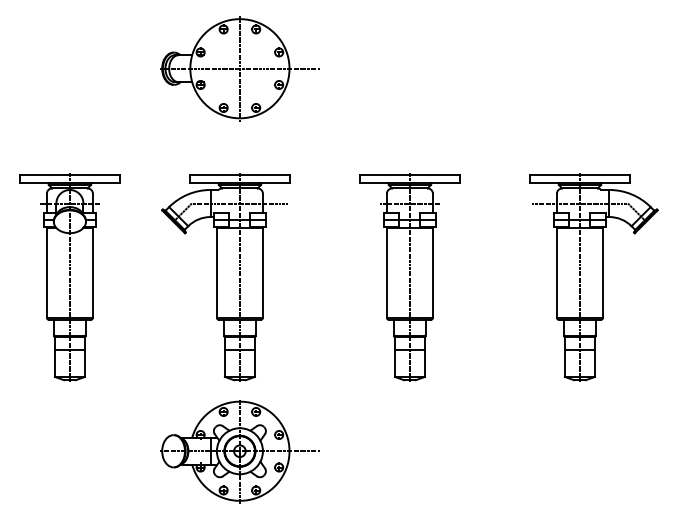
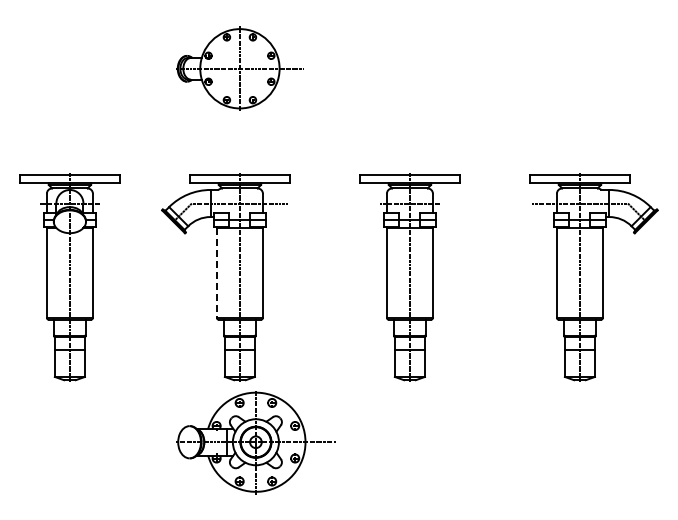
part size: 160x106 px -> 128x85 px (239, 68)
line: solid -> dashed (216, 272)
part position: (239, 451) -> (255, 442) (255, 442)
